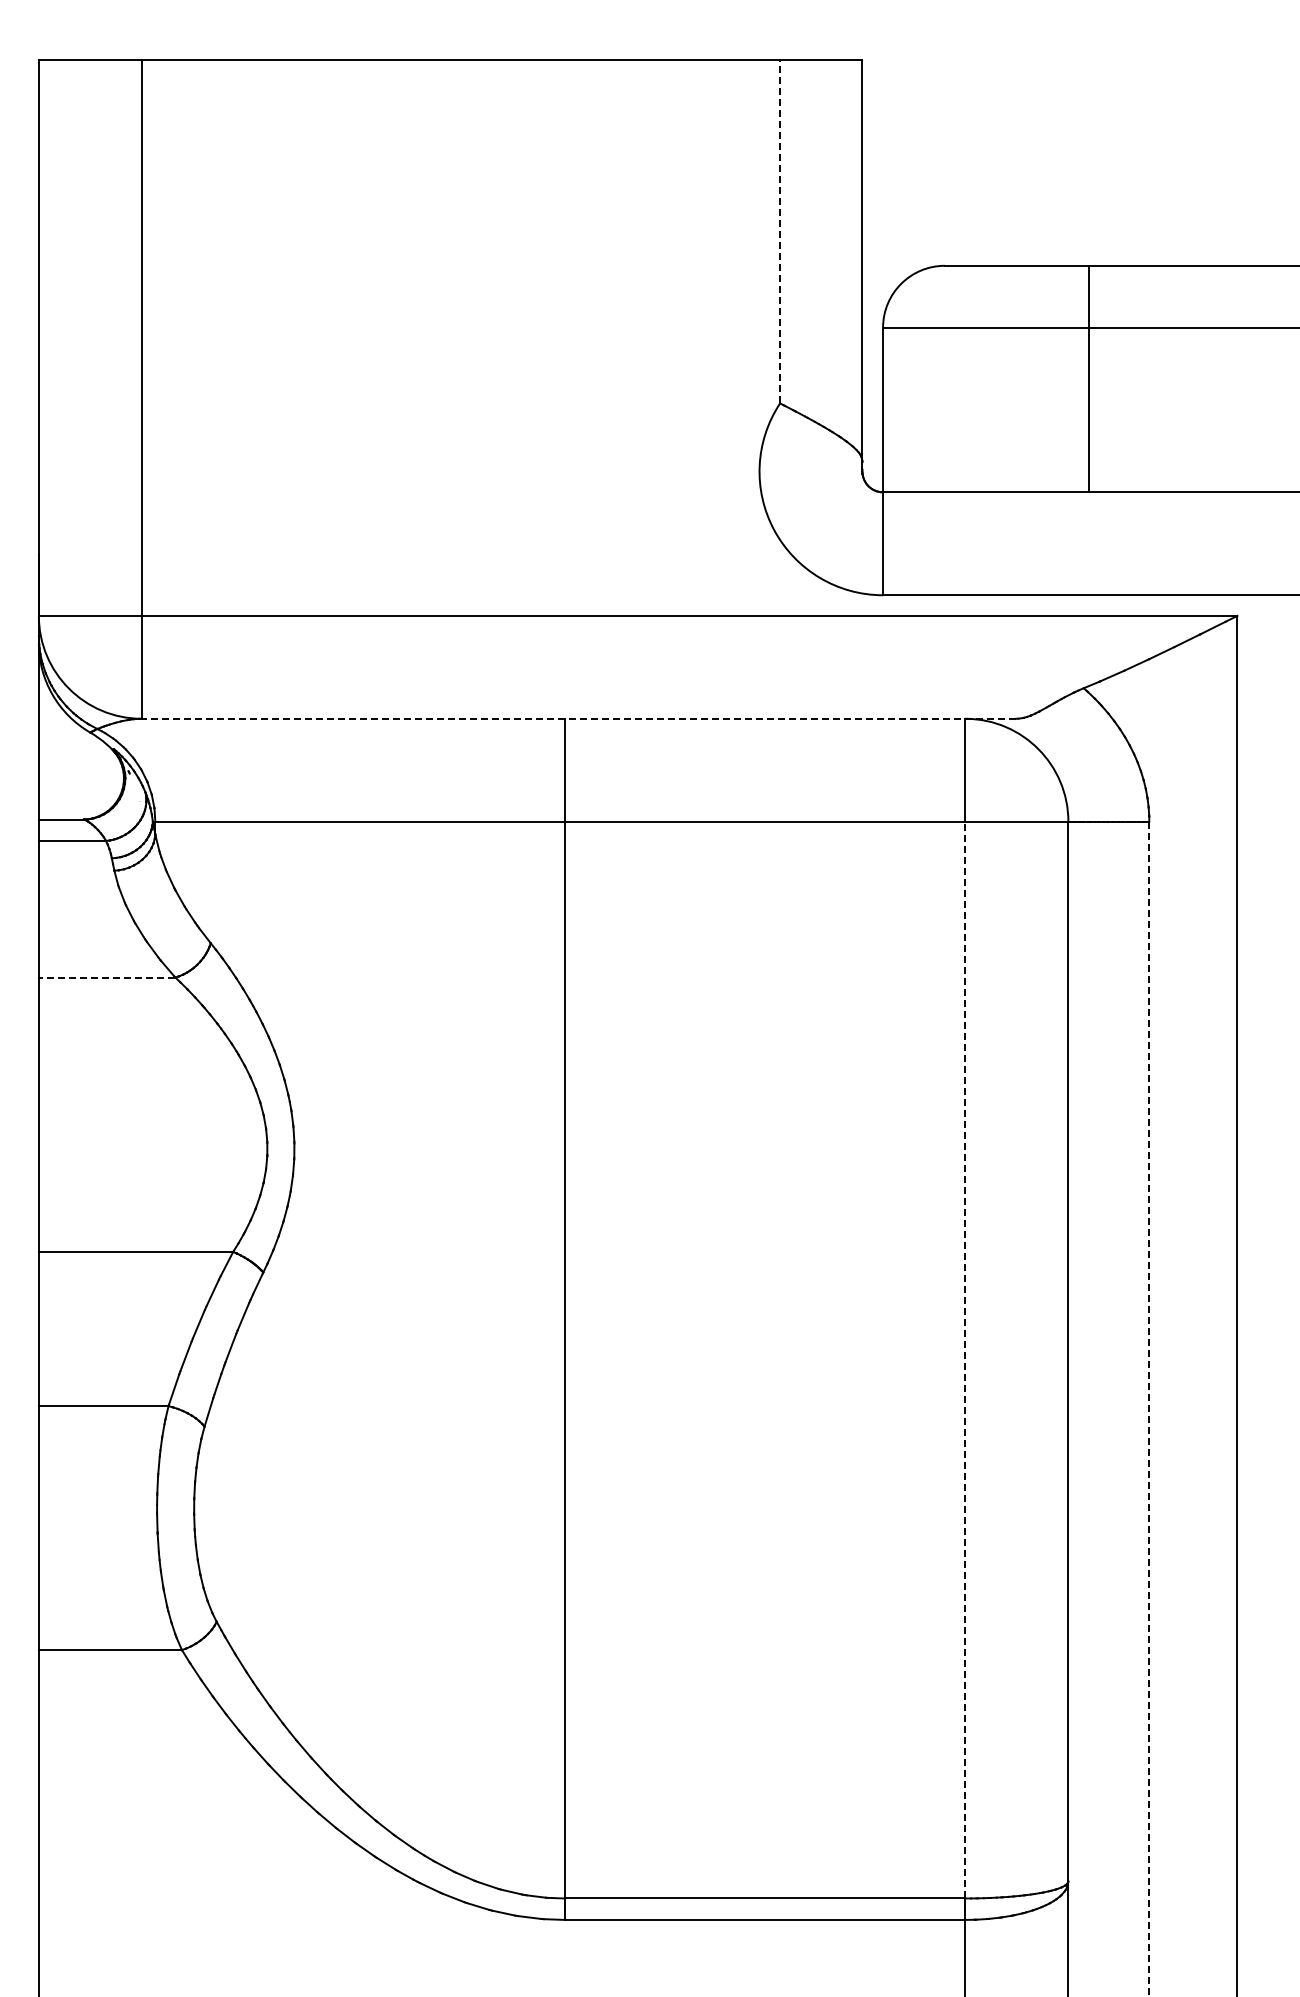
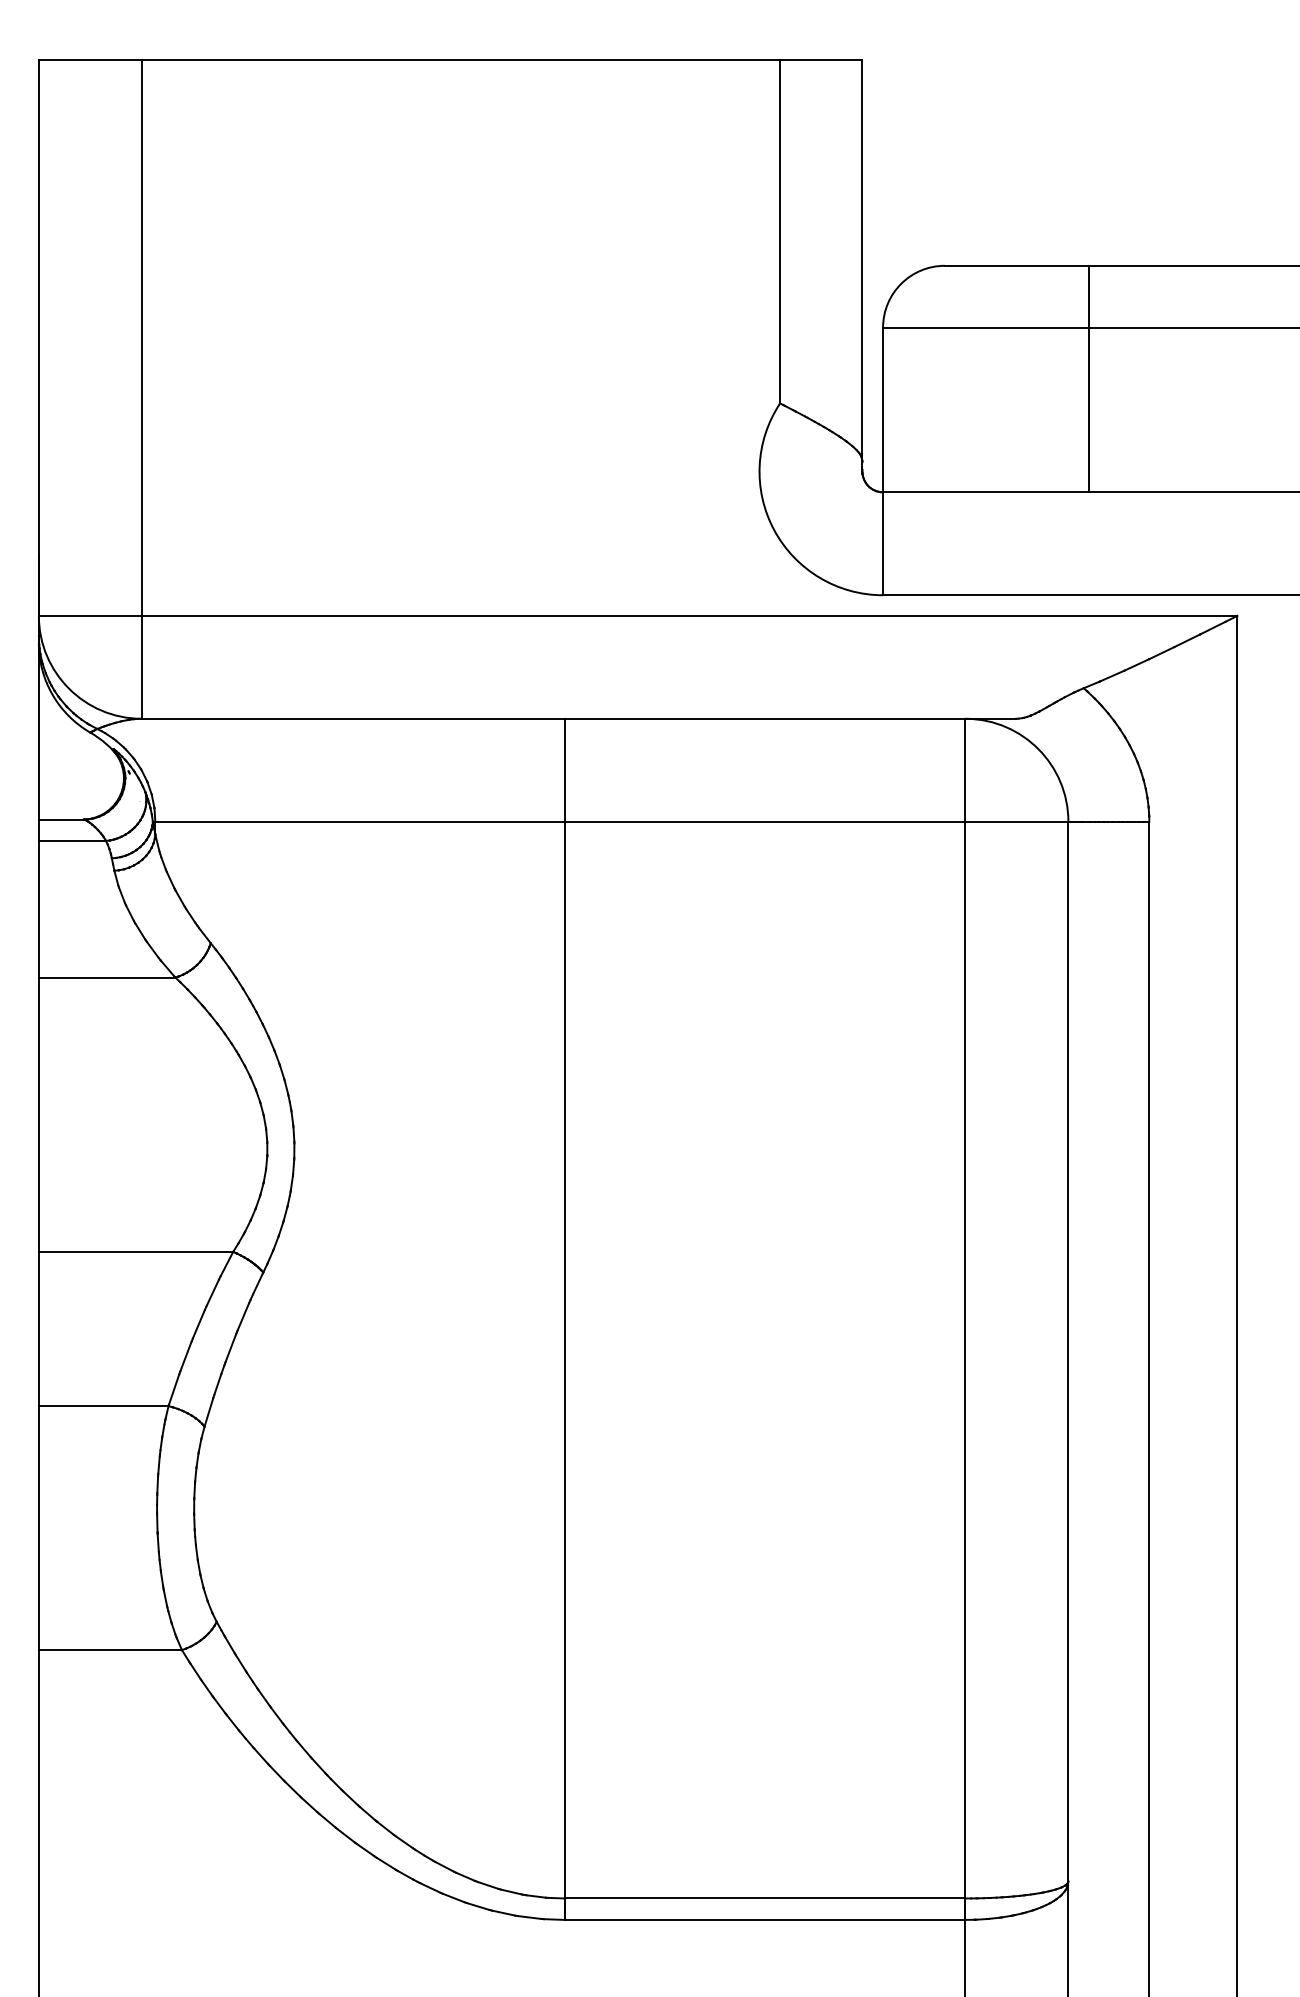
line: dashed -> solid (780, 231)
line: dashed -> solid (578, 718)
line: dashed -> solid (106, 977)
line: dashed -> solid (965, 1359)
line: dashed -> solid (1149, 1409)
